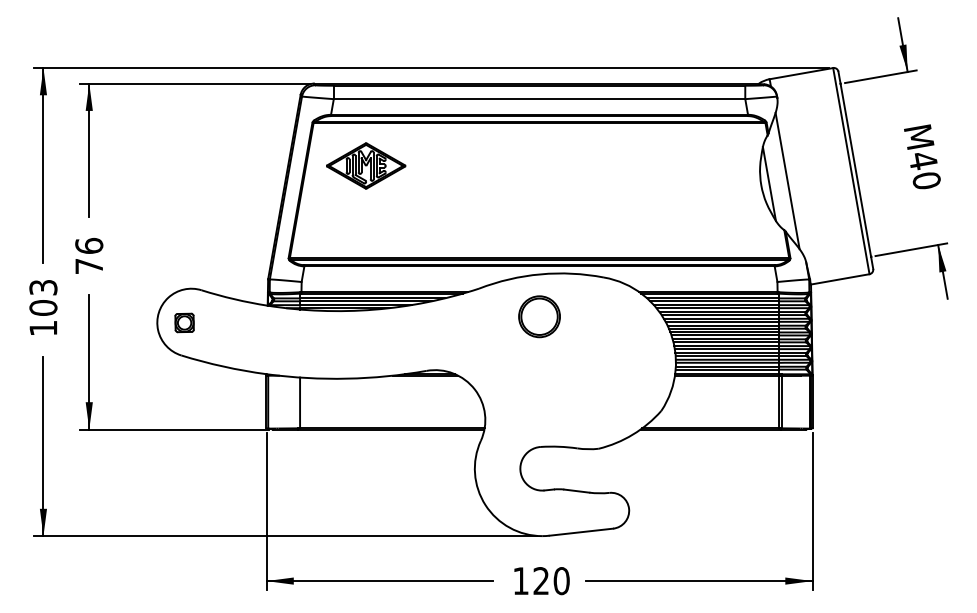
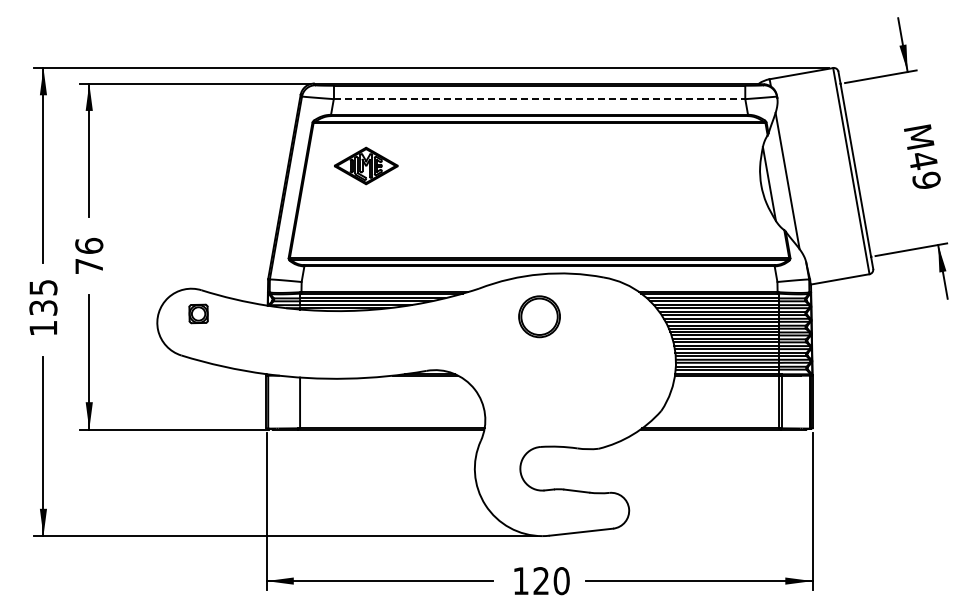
line: solid -> dashed (539, 99)
part size: 81x48 px -> 65x40 px (366, 165)
text: M40 -> M49 (926, 180)
text: 103 -> 135 (43, 297)
part position: (184, 322) -> (198, 313) (198, 313)
